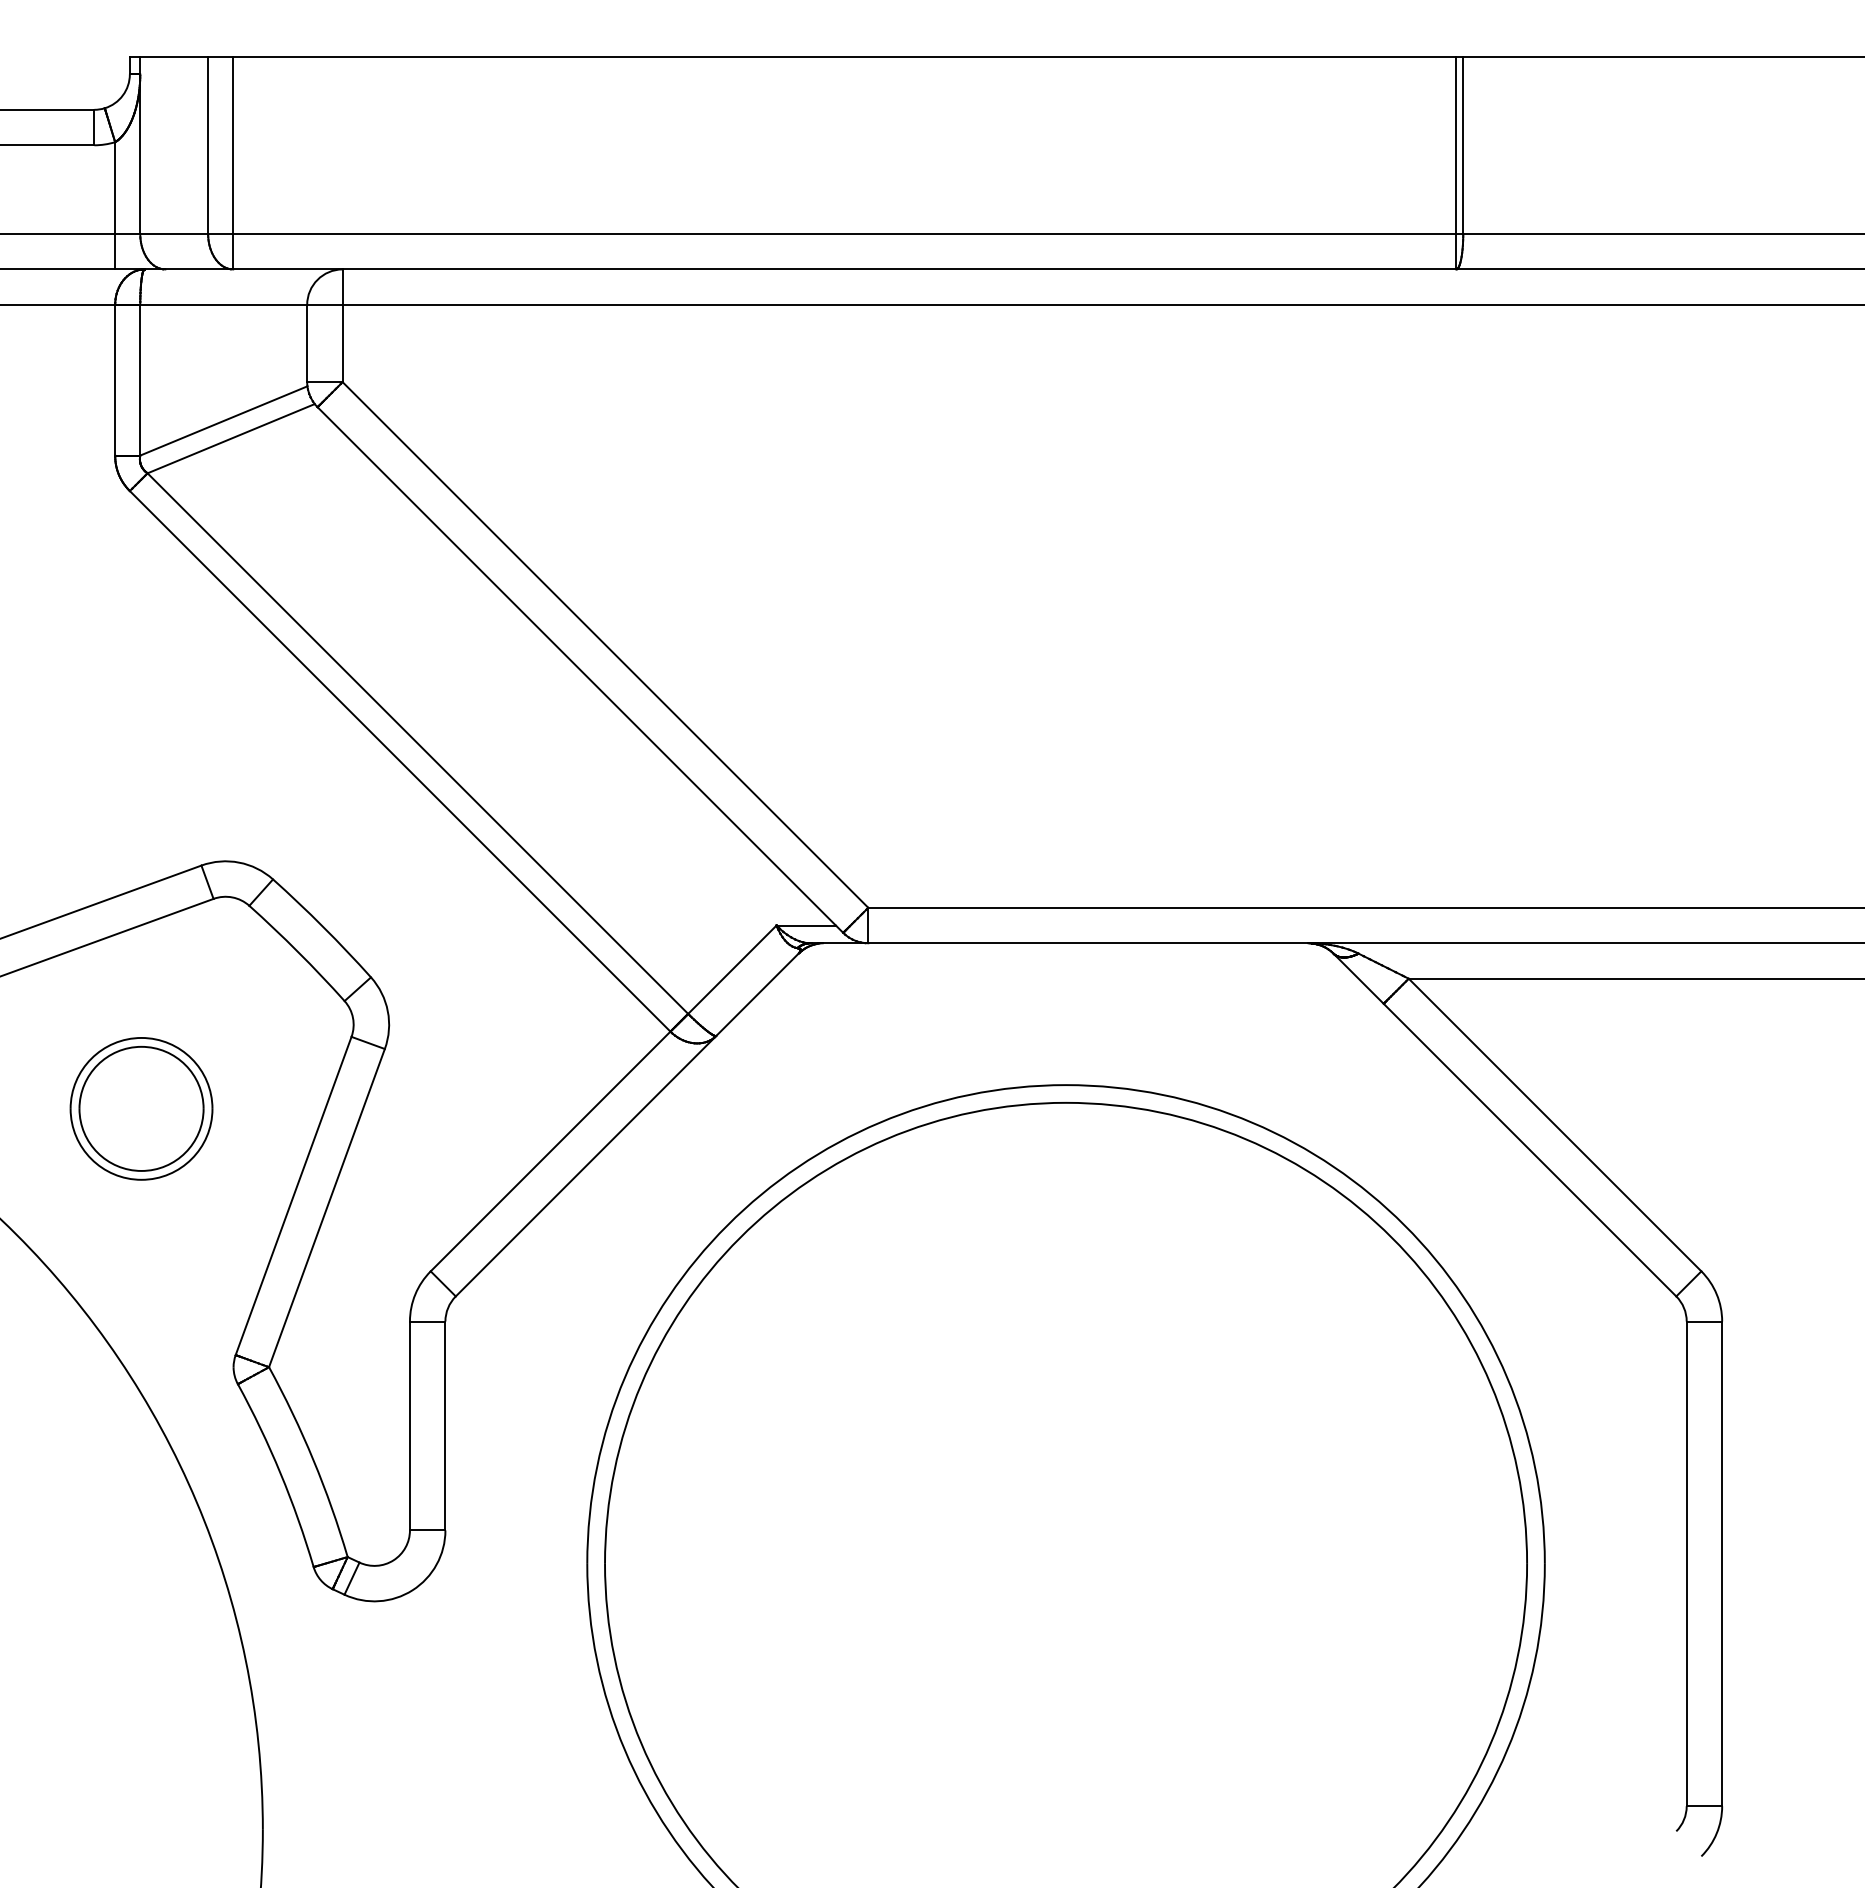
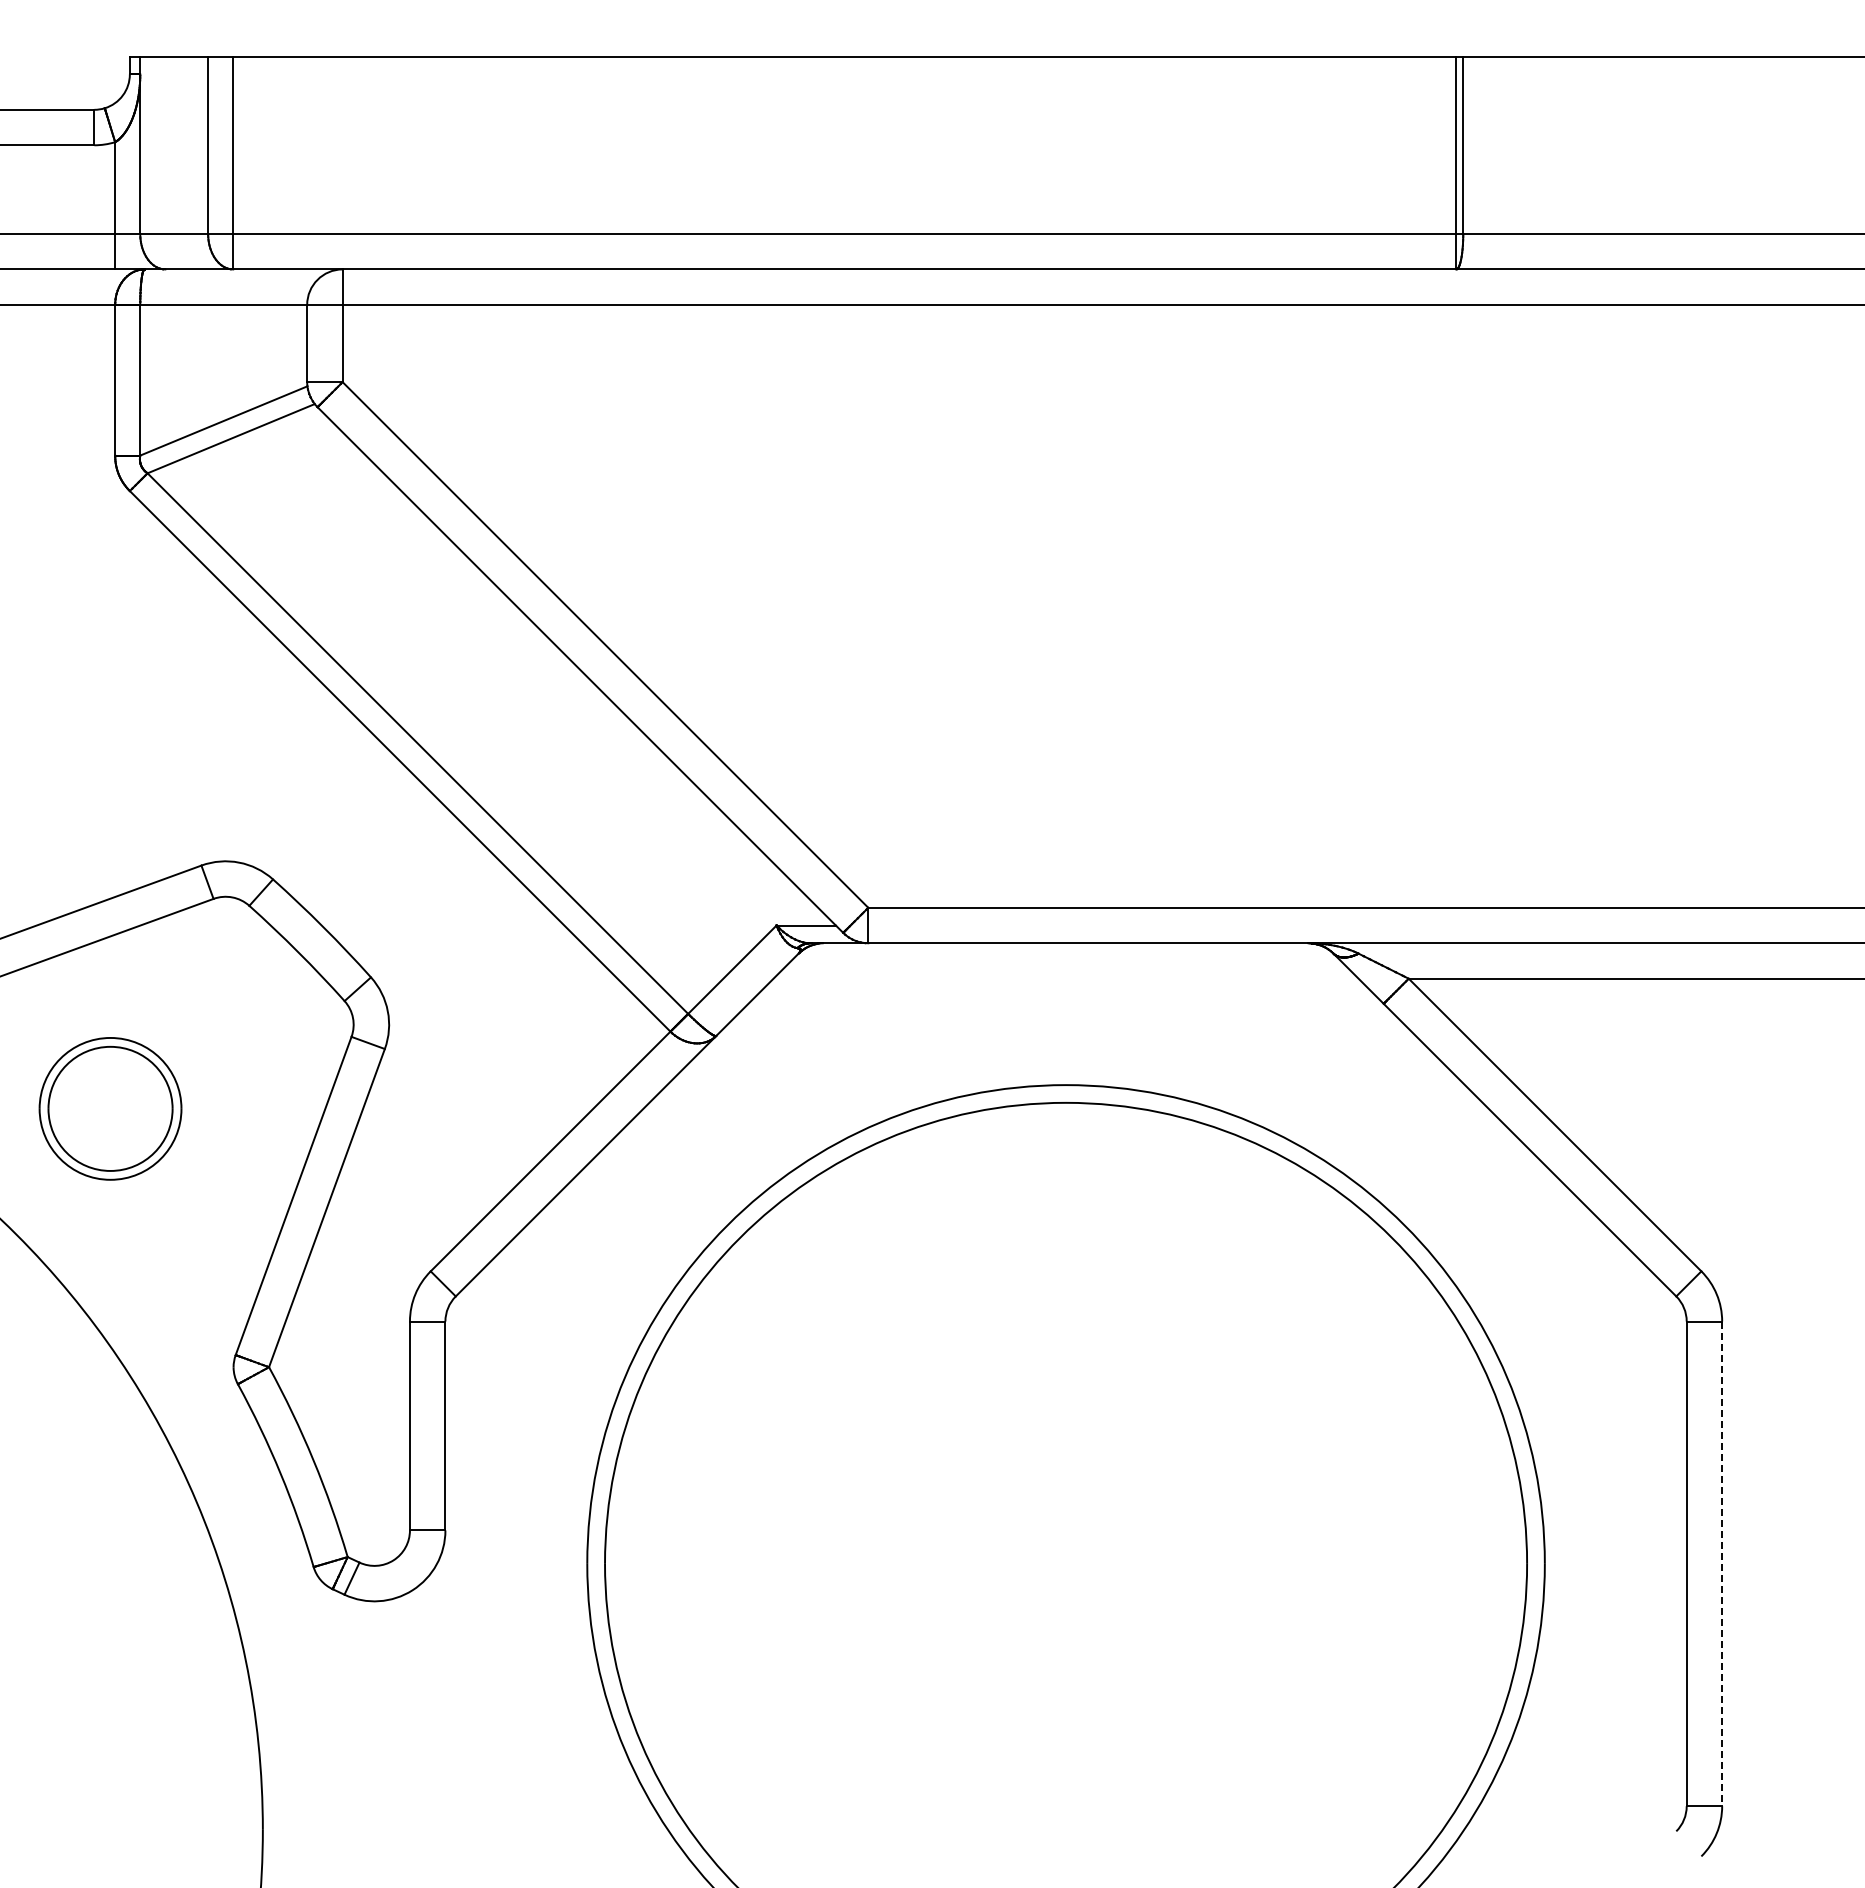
part position: (141, 1108) -> (110, 1108) (110, 1108)
line: solid -> dashed (1722, 1564)
